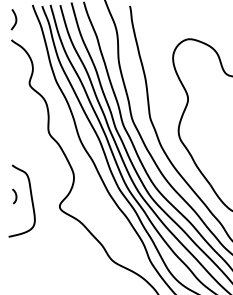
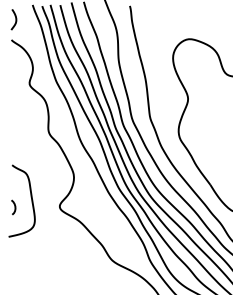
curve position: (15, 196) -> (14, 207) (14, 207)
